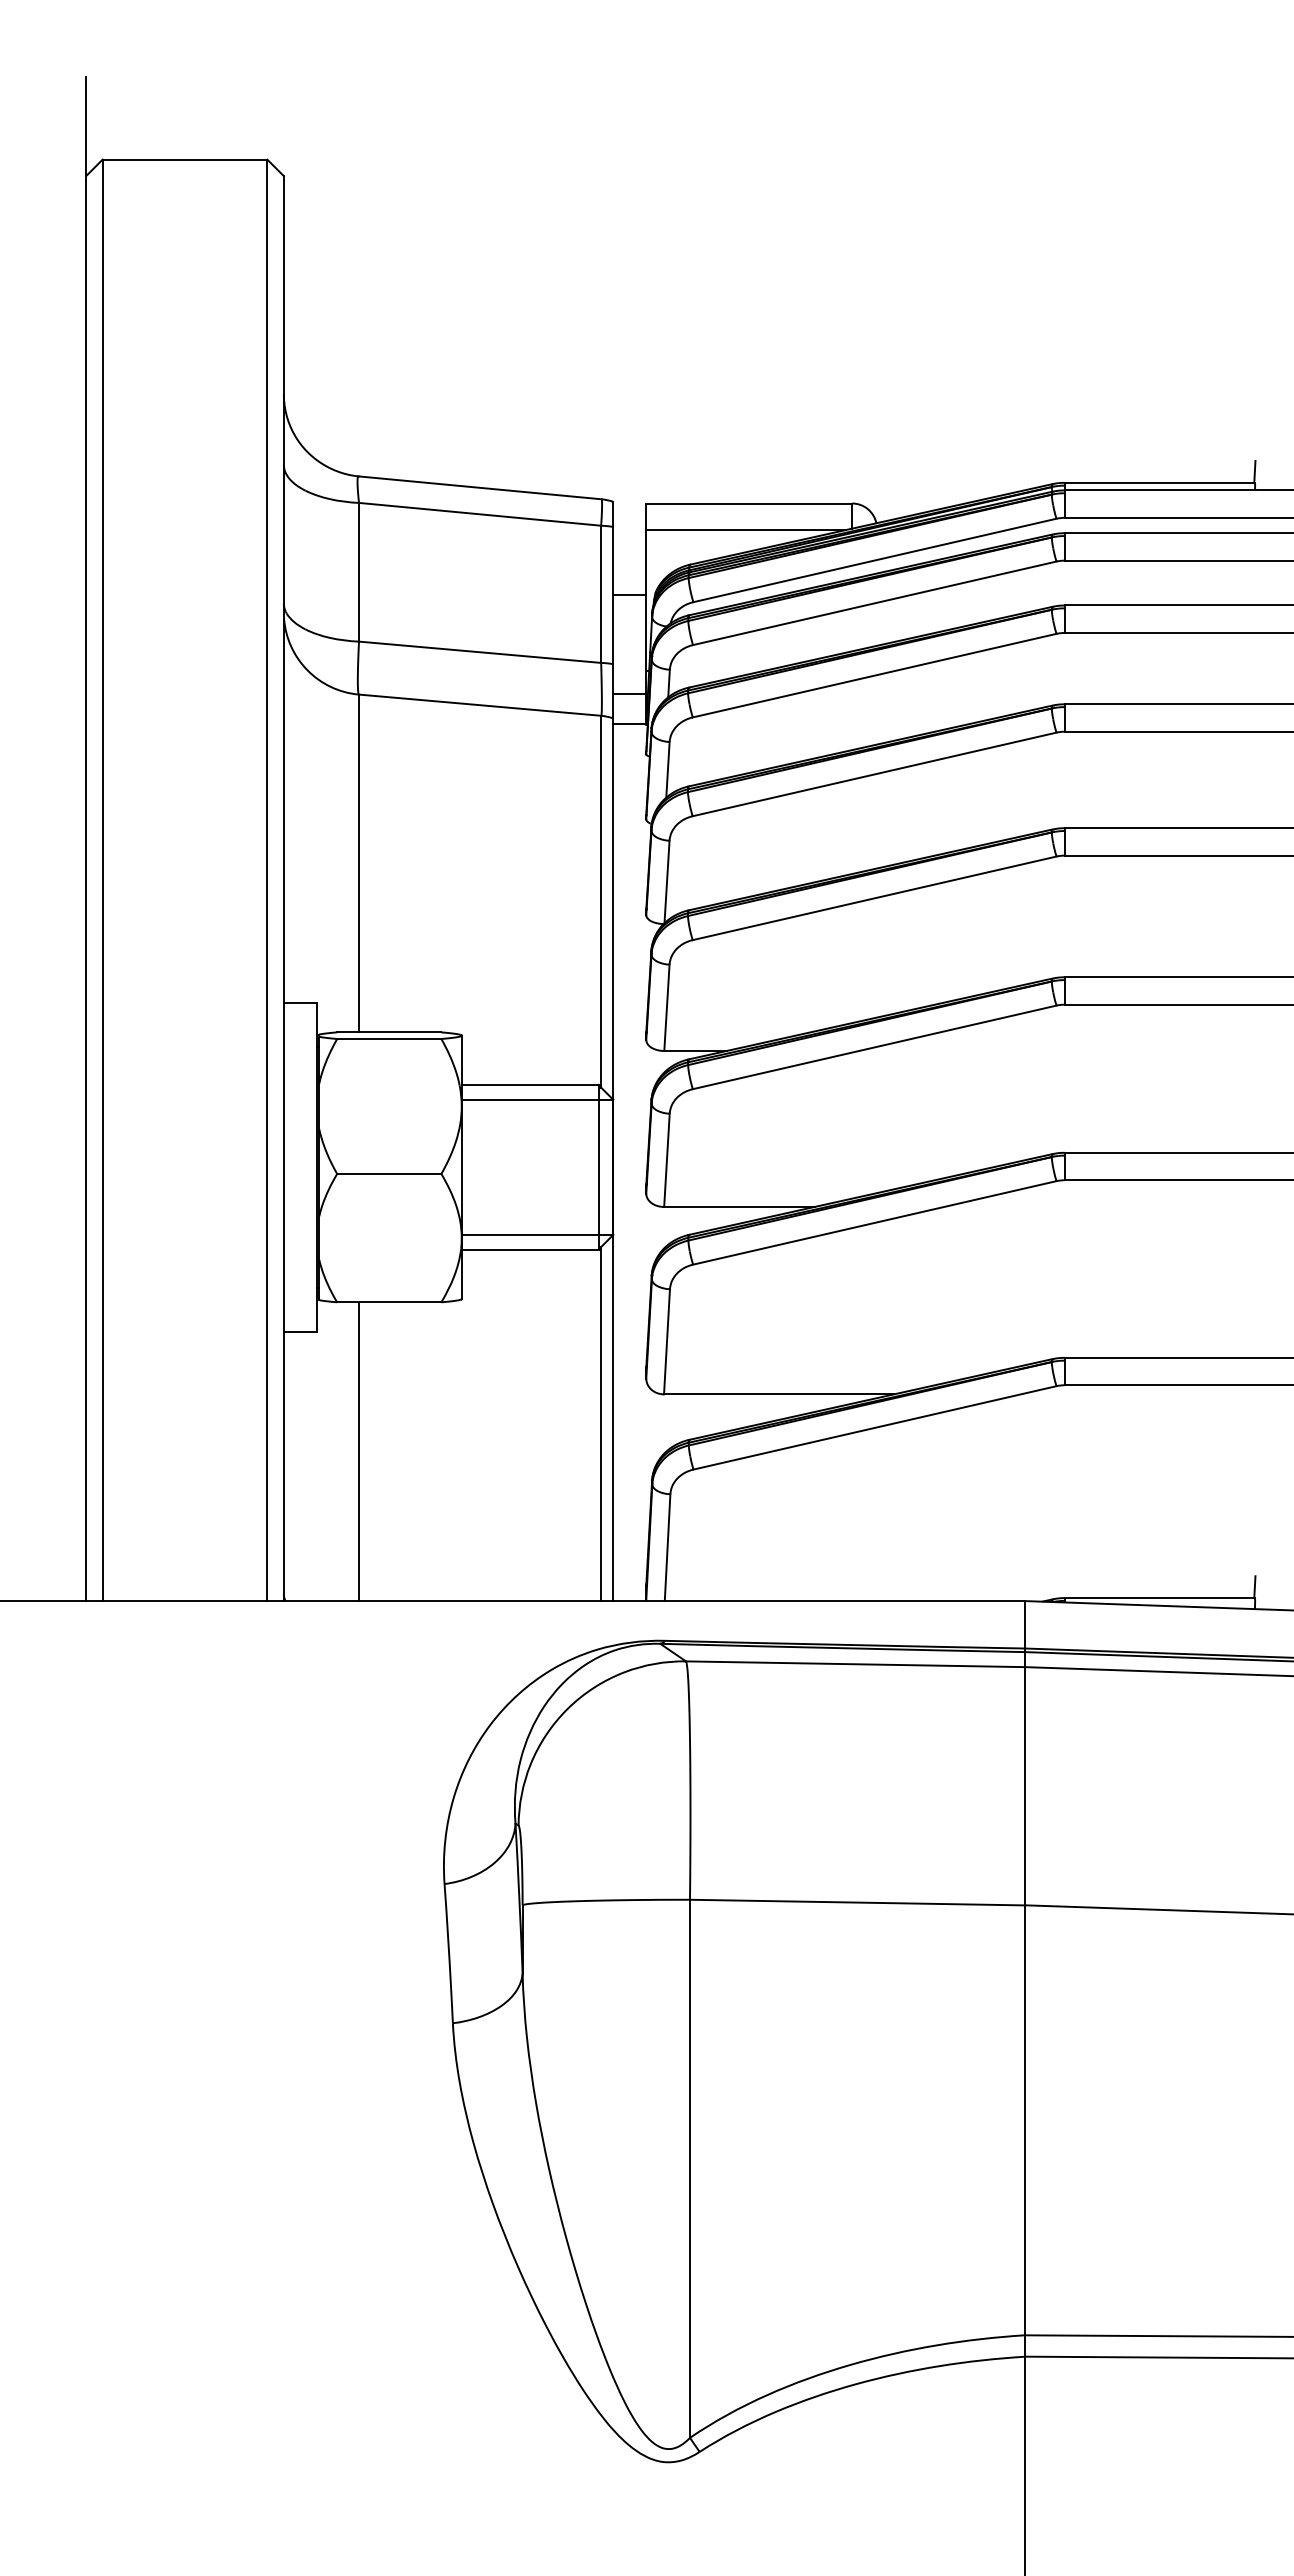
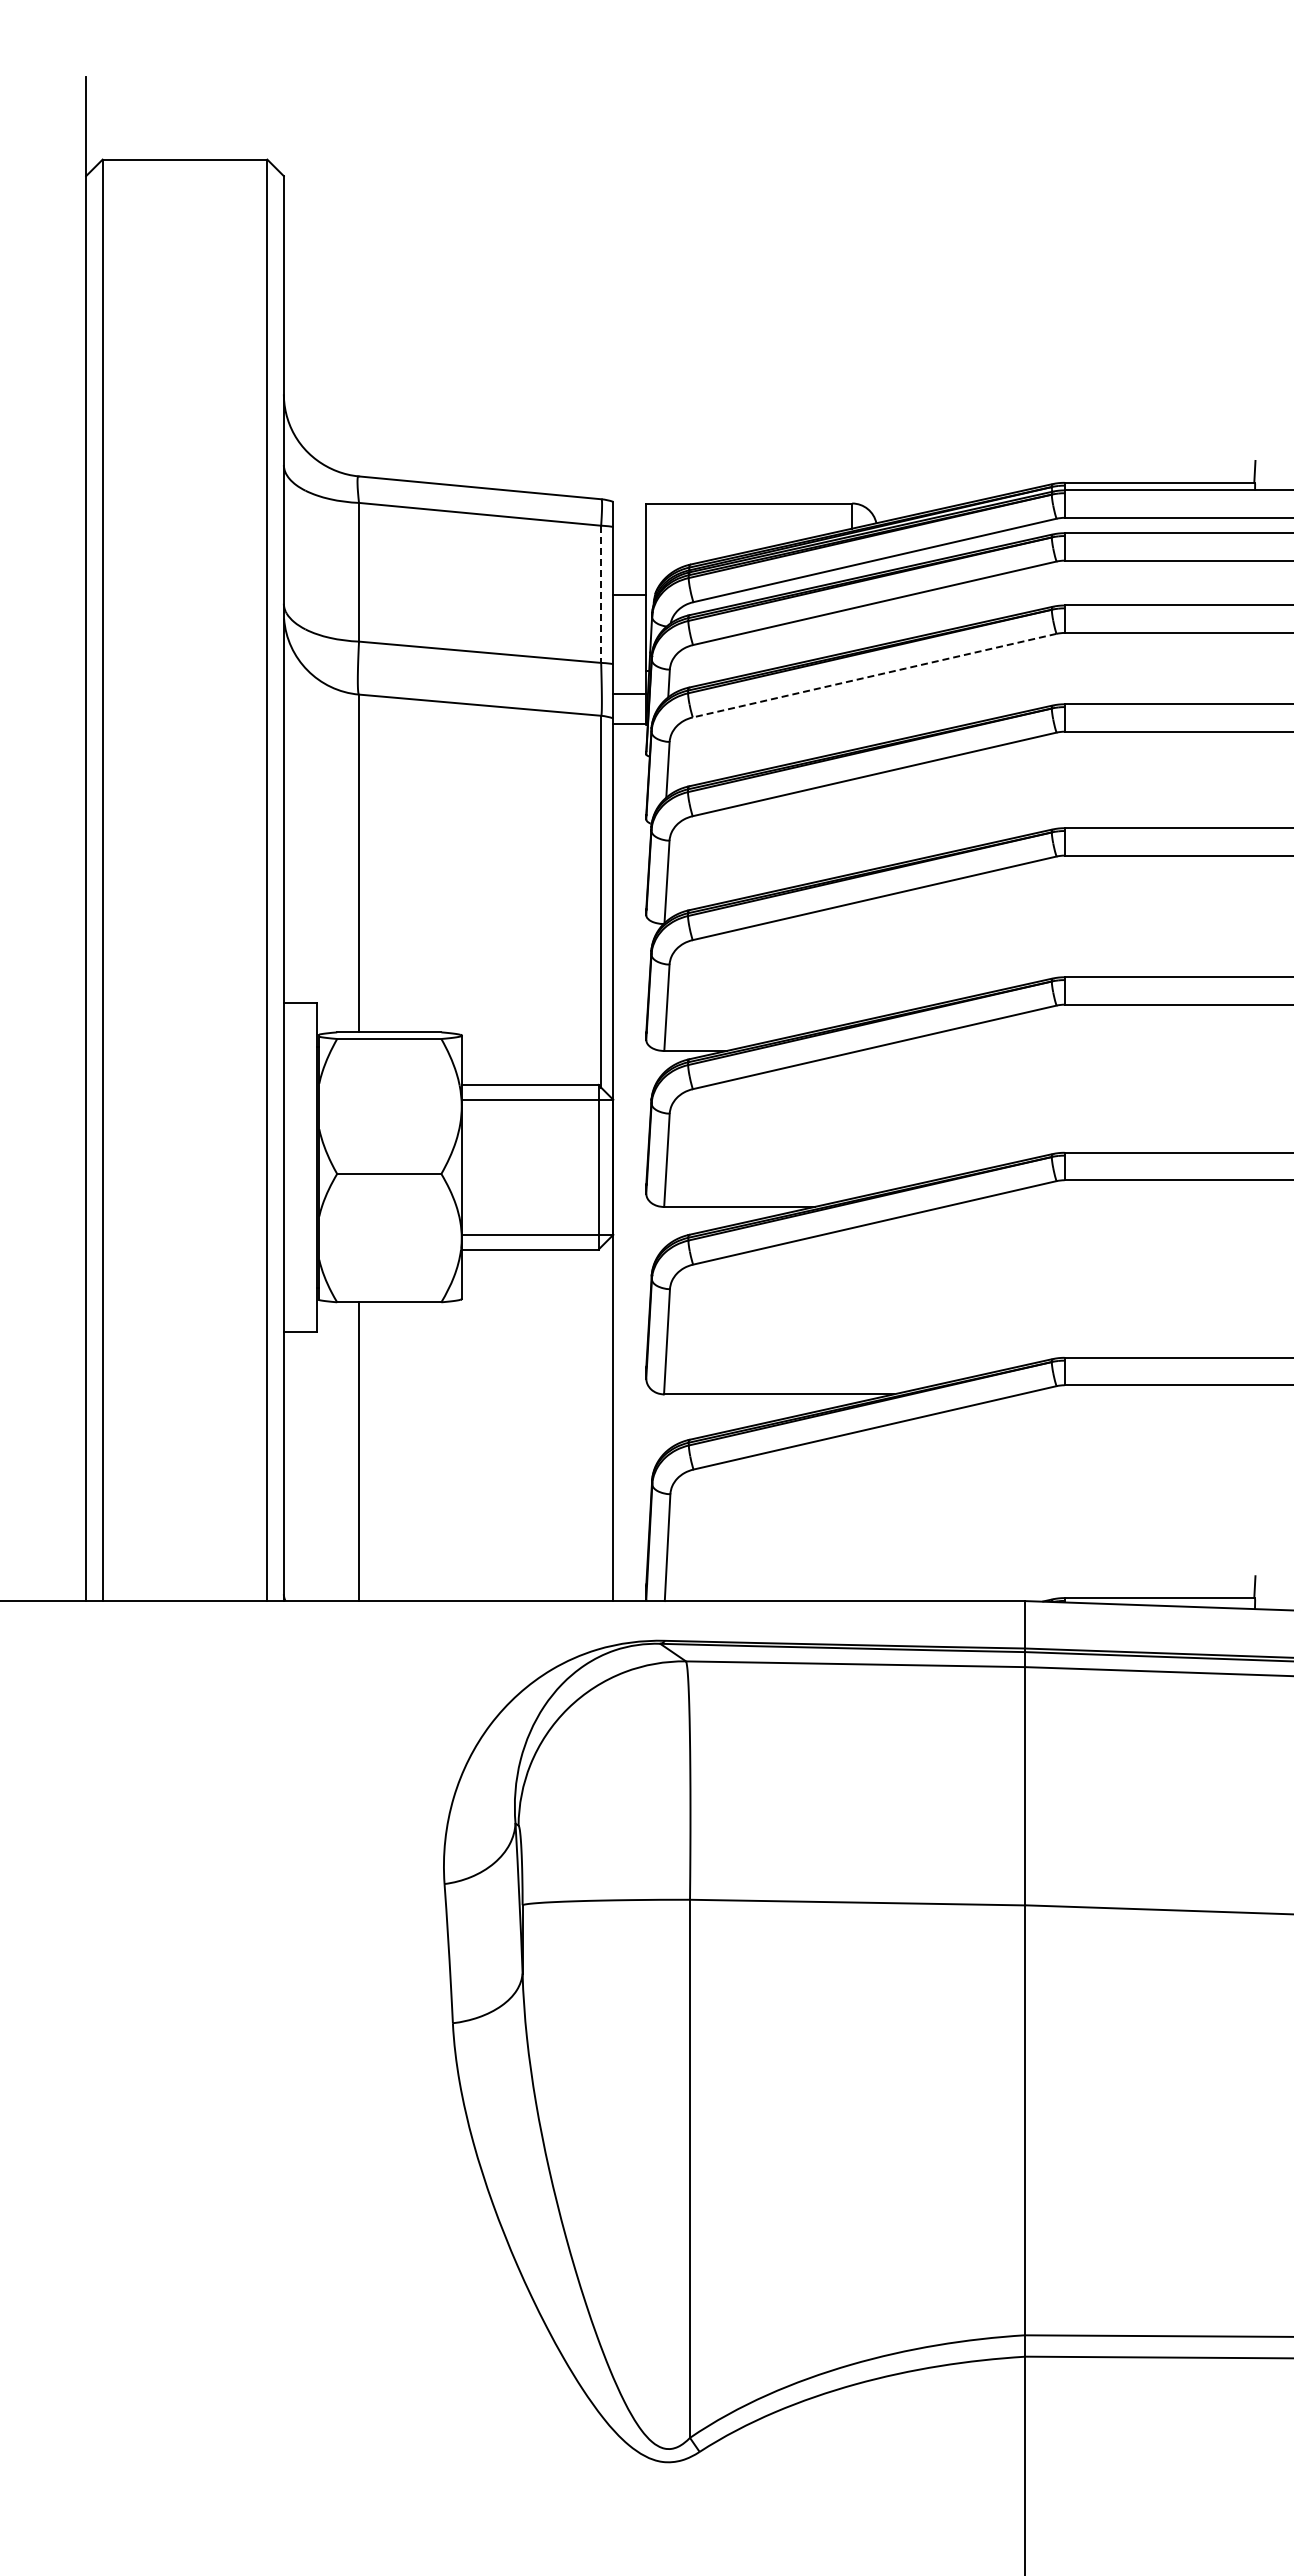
line: present -> none (745, 530)
line: solid -> dashed (601, 594)
line: solid -> dashed (874, 675)
line: present -> none (601, 1424)
